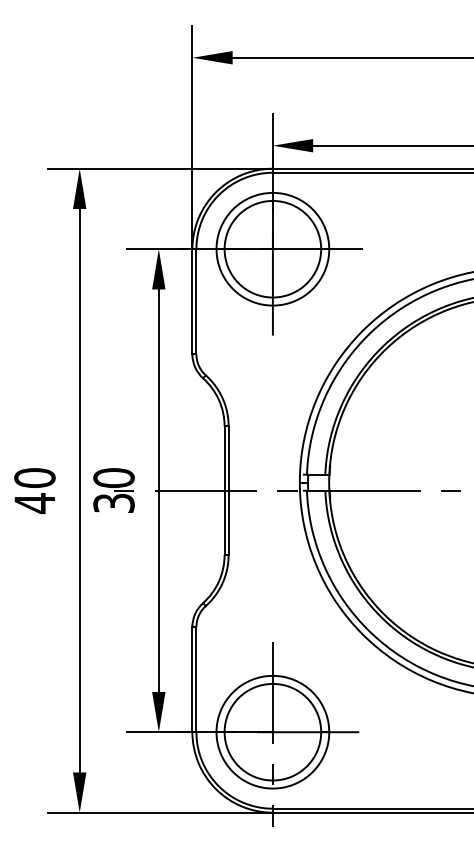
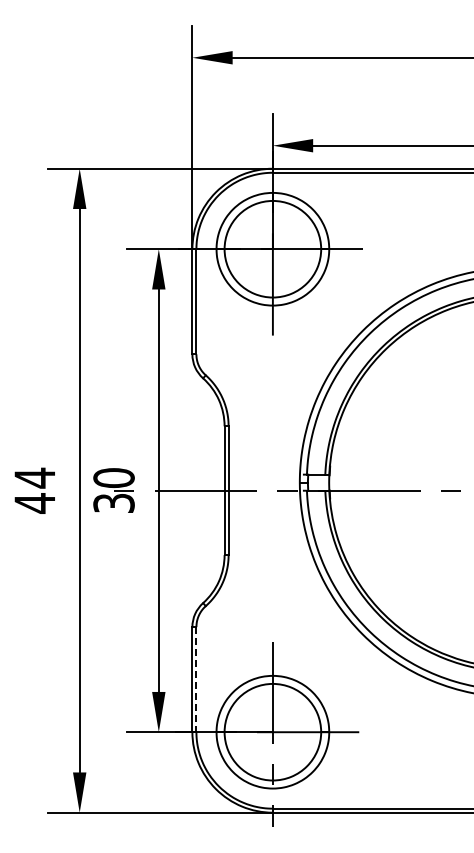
text: 40 -> 44 (34, 477)
line: solid -> dashed (196, 679)
